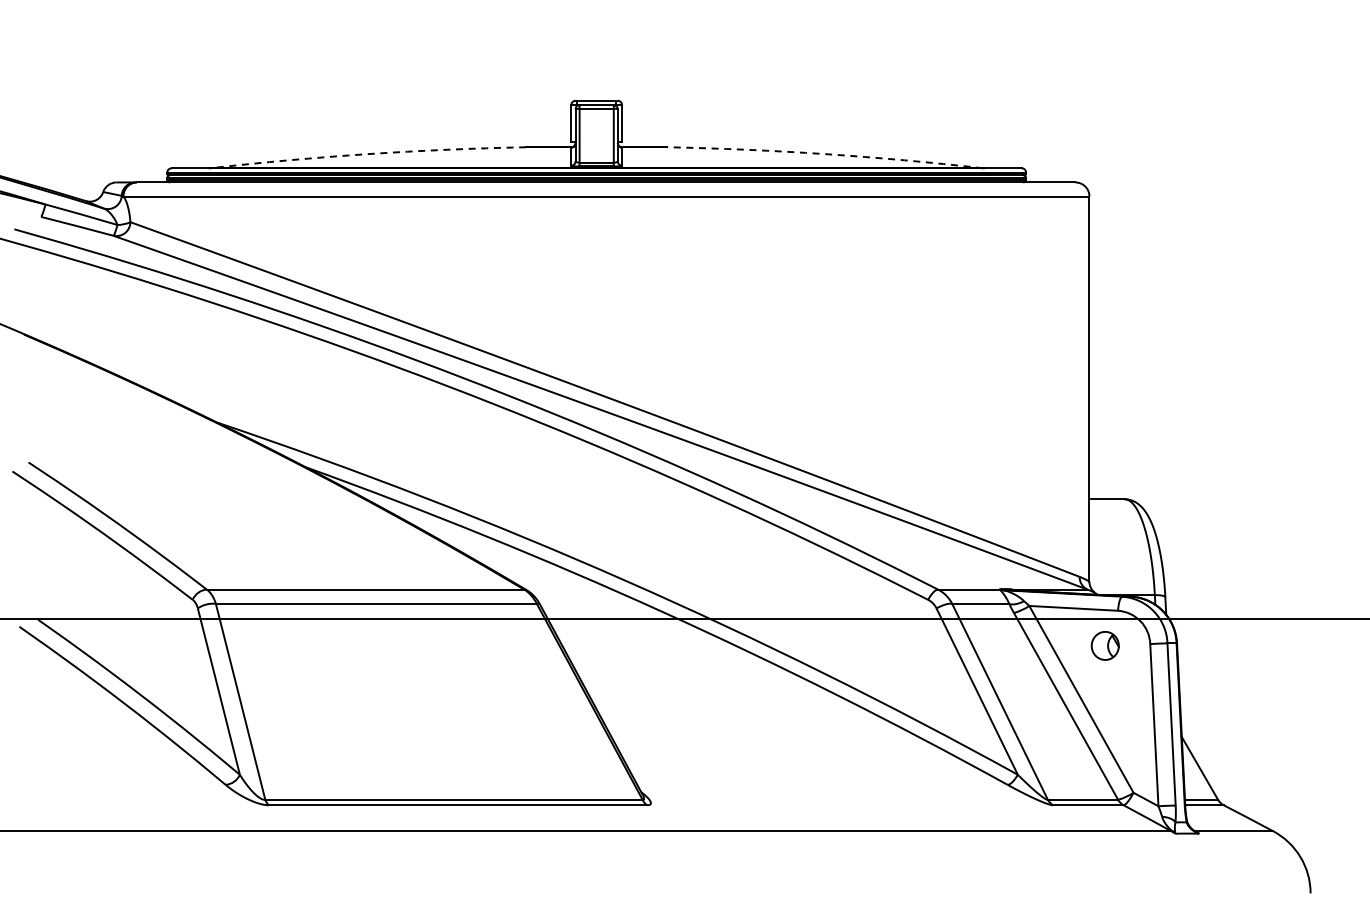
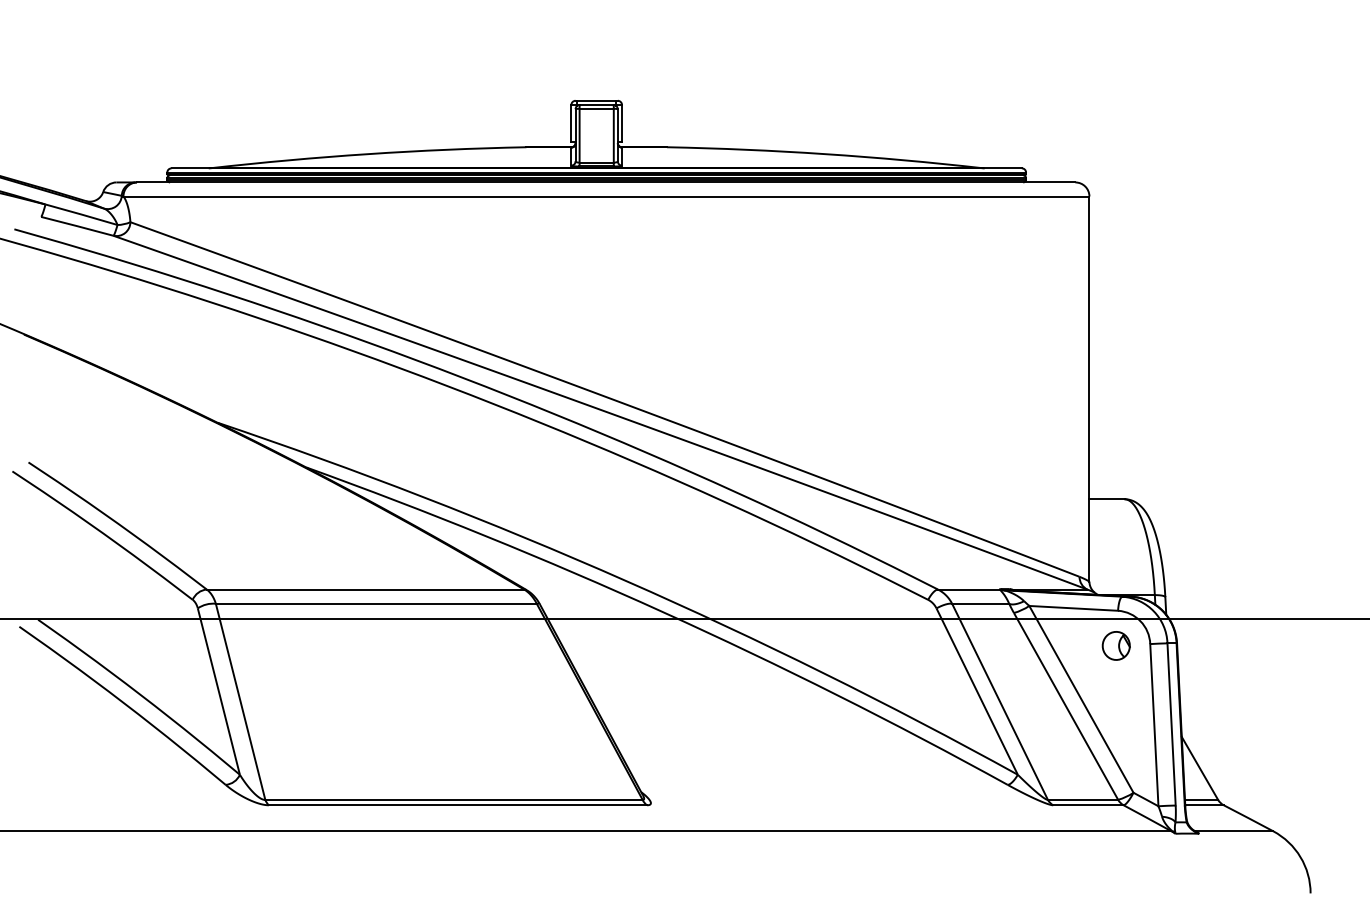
arc: dashed -> solid (368, 154)
arc: dashed -> solid (825, 154)
part position: (1104, 645) -> (1115, 645) (1115, 645)
